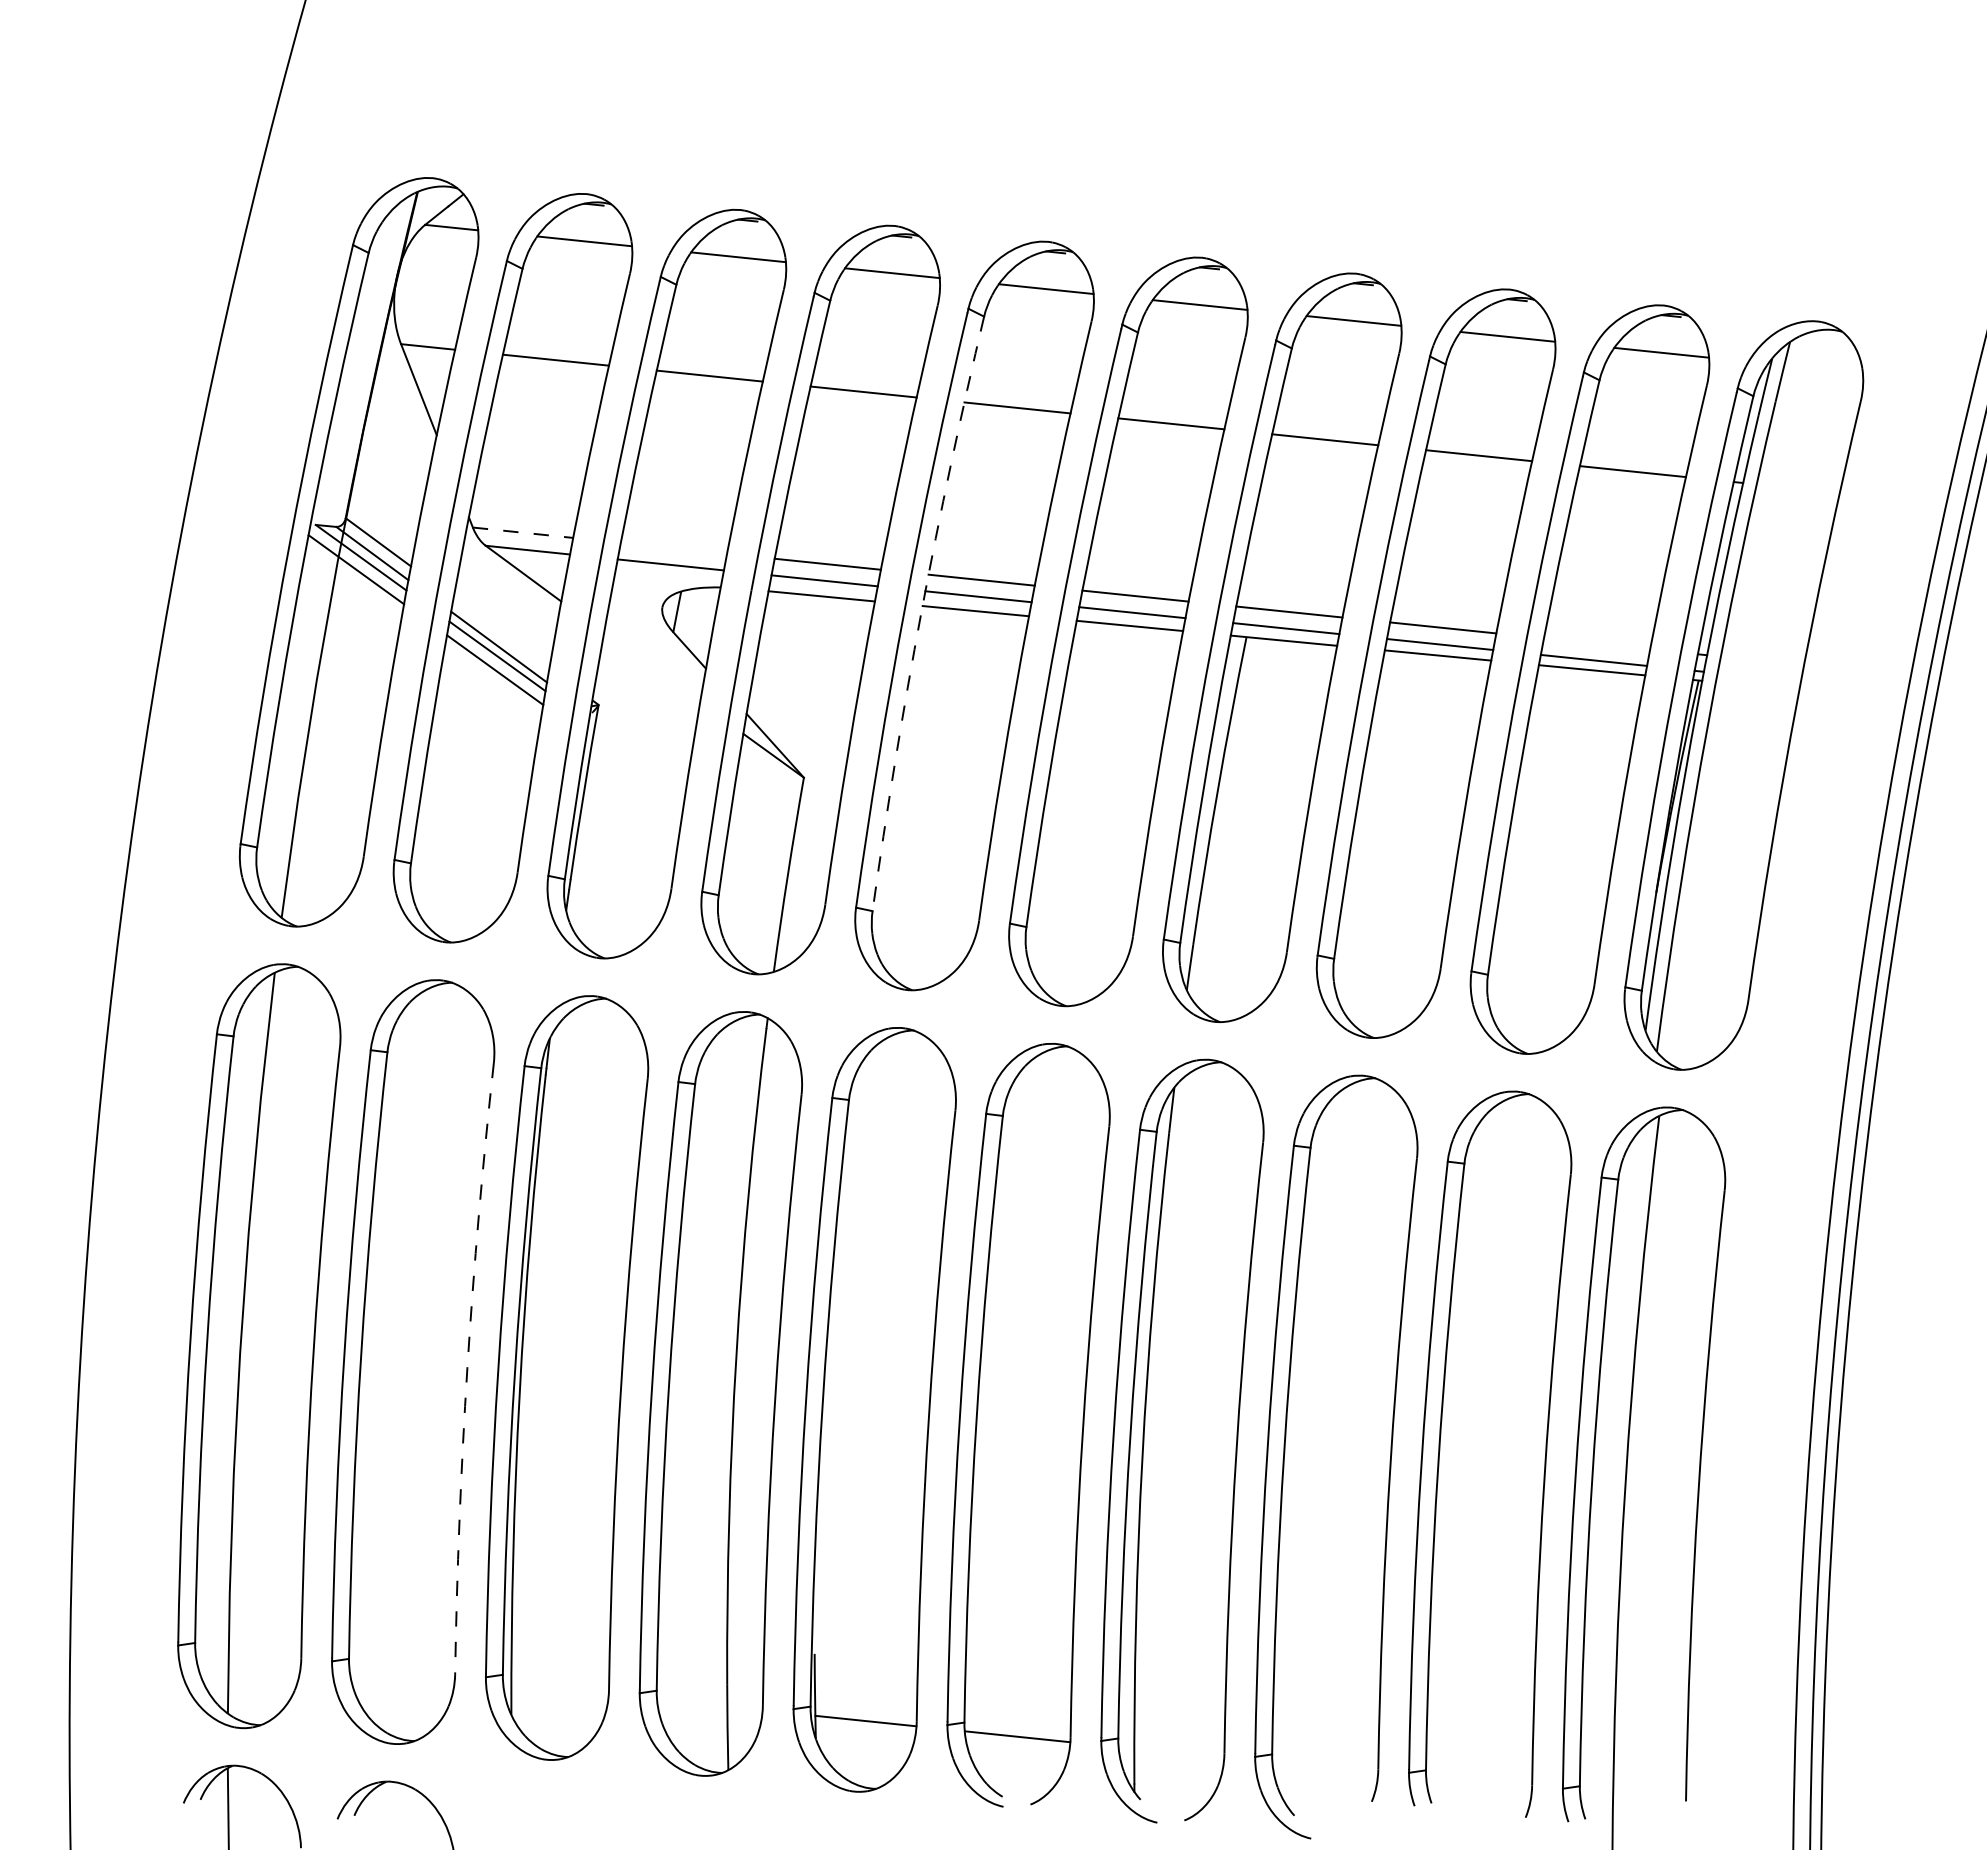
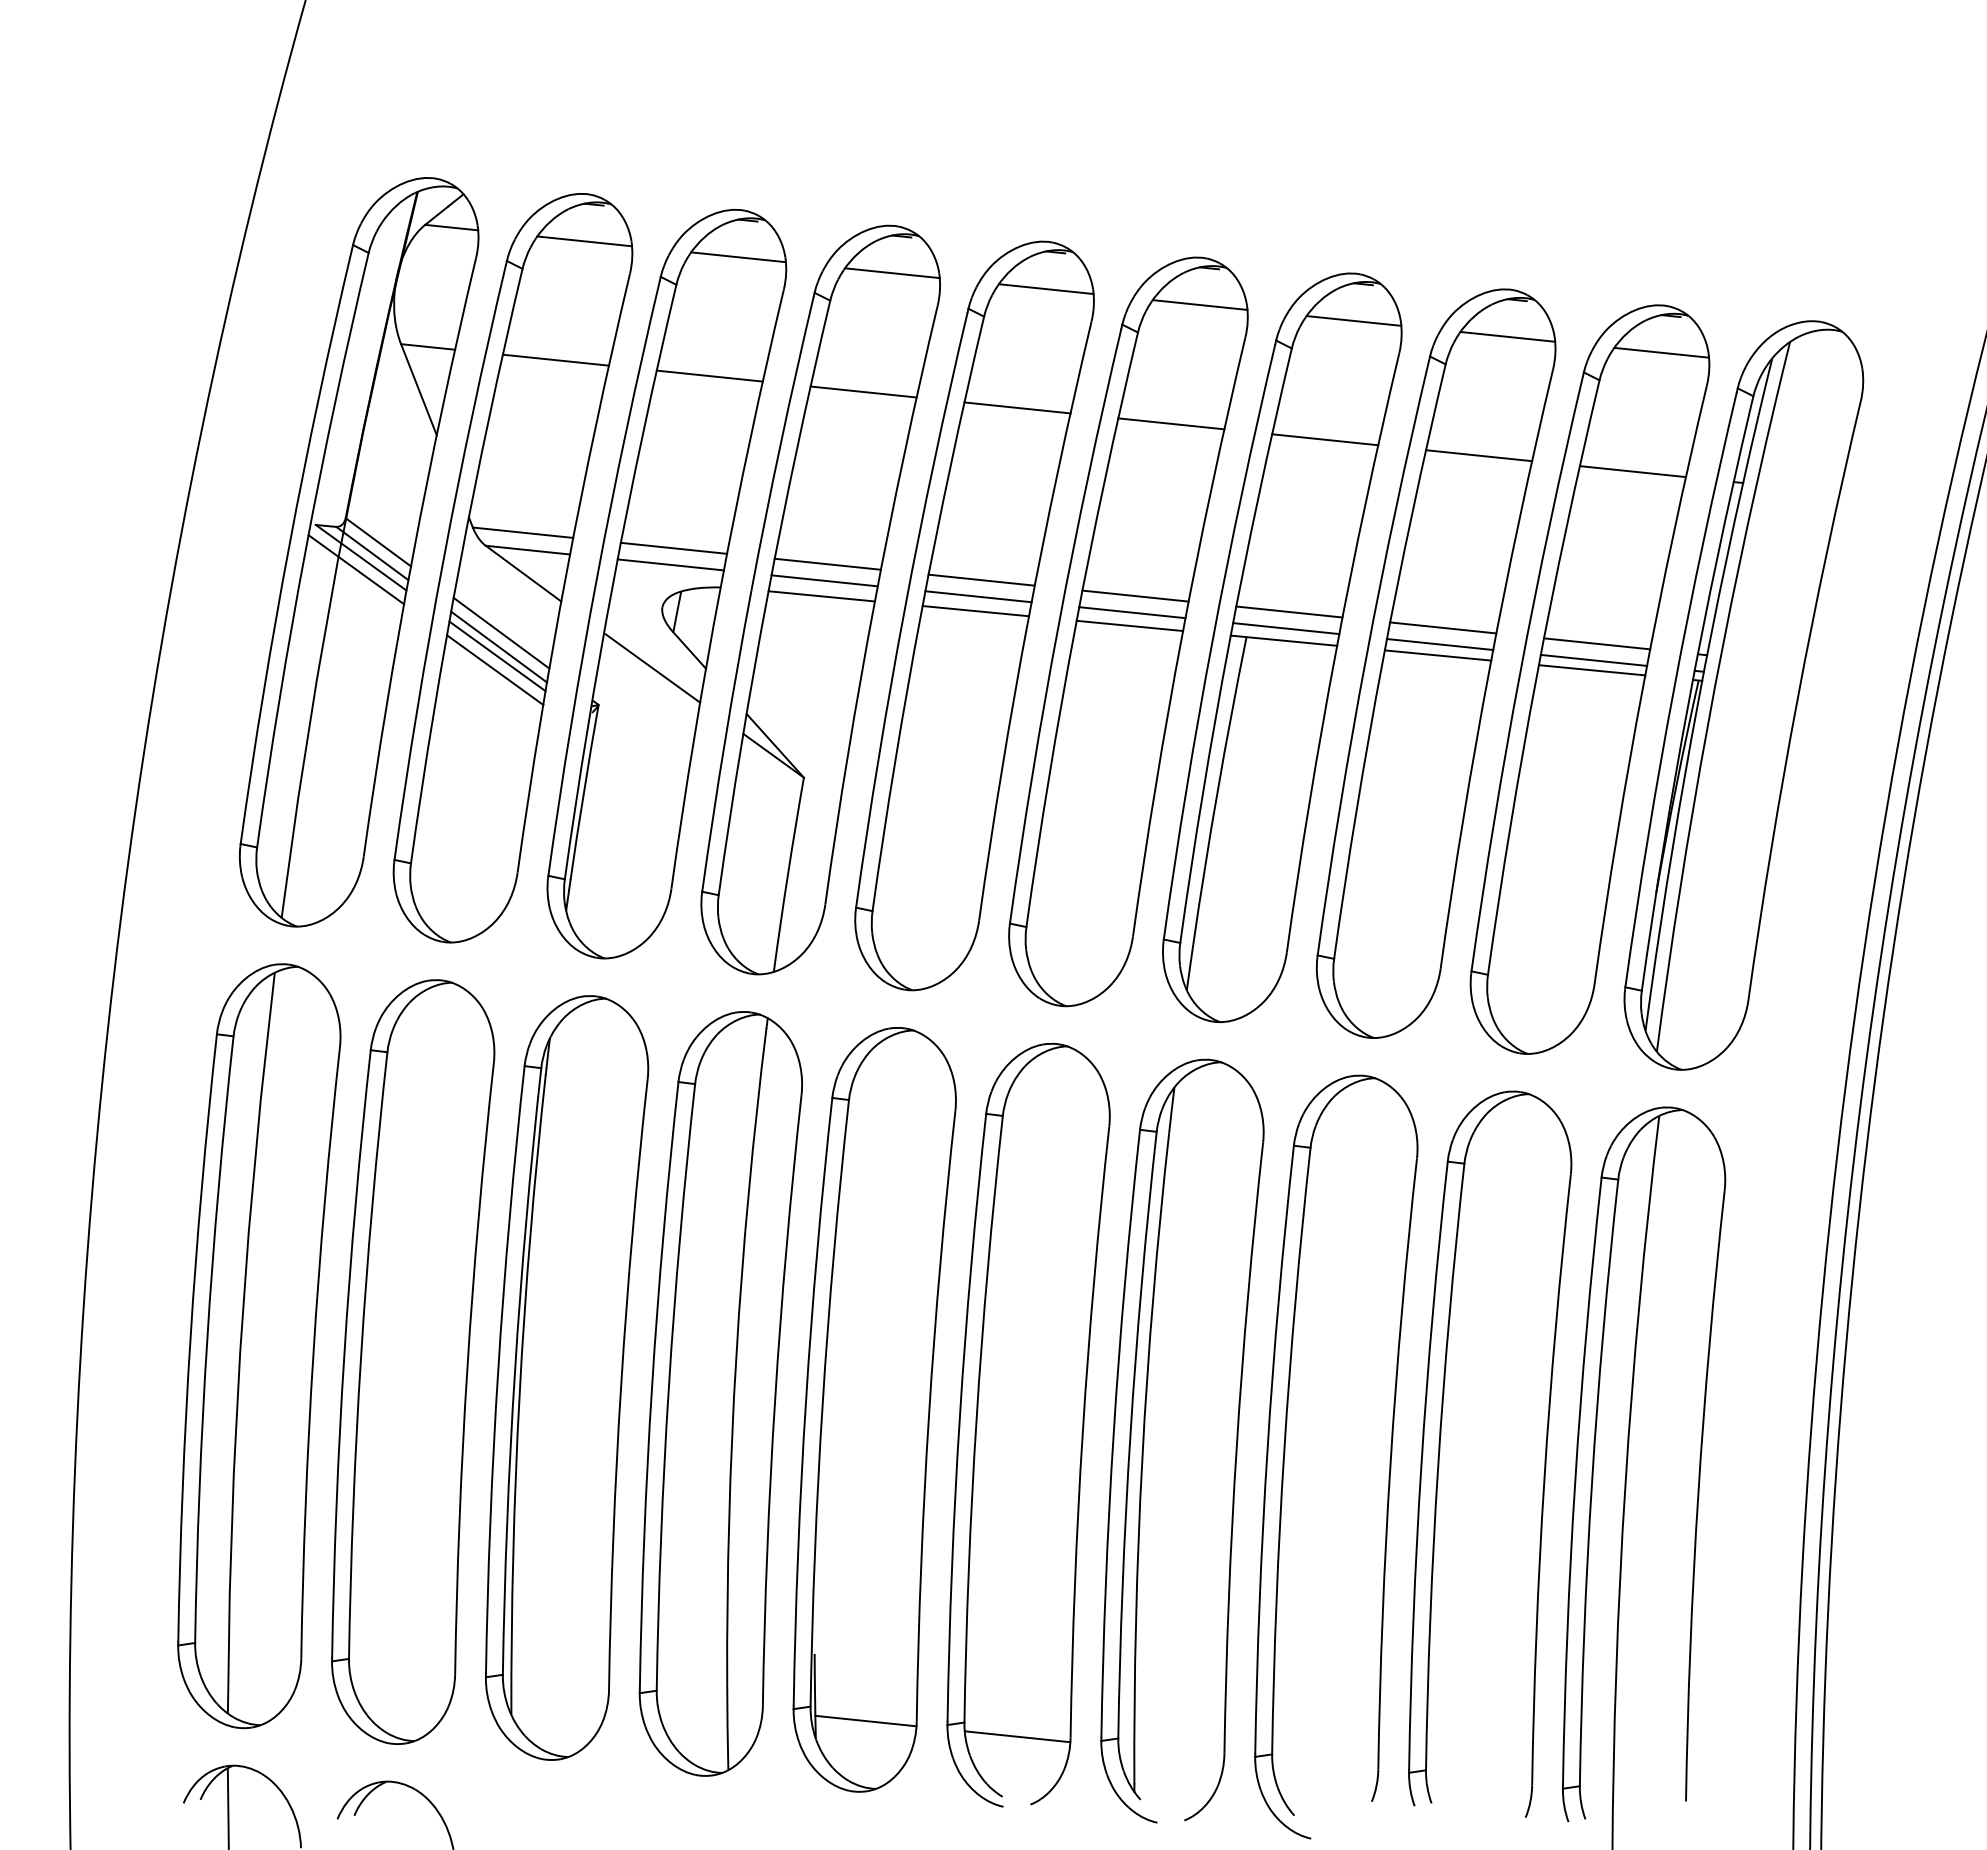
line: dashed -> solid (523, 532)
line: none -> present (673, 547)
arc: dashed -> solid (921, 612)
line: none -> present (501, 632)
line: none -> present (1597, 643)
line: none -> present (652, 668)
arc: dashed -> solid (467, 1368)
